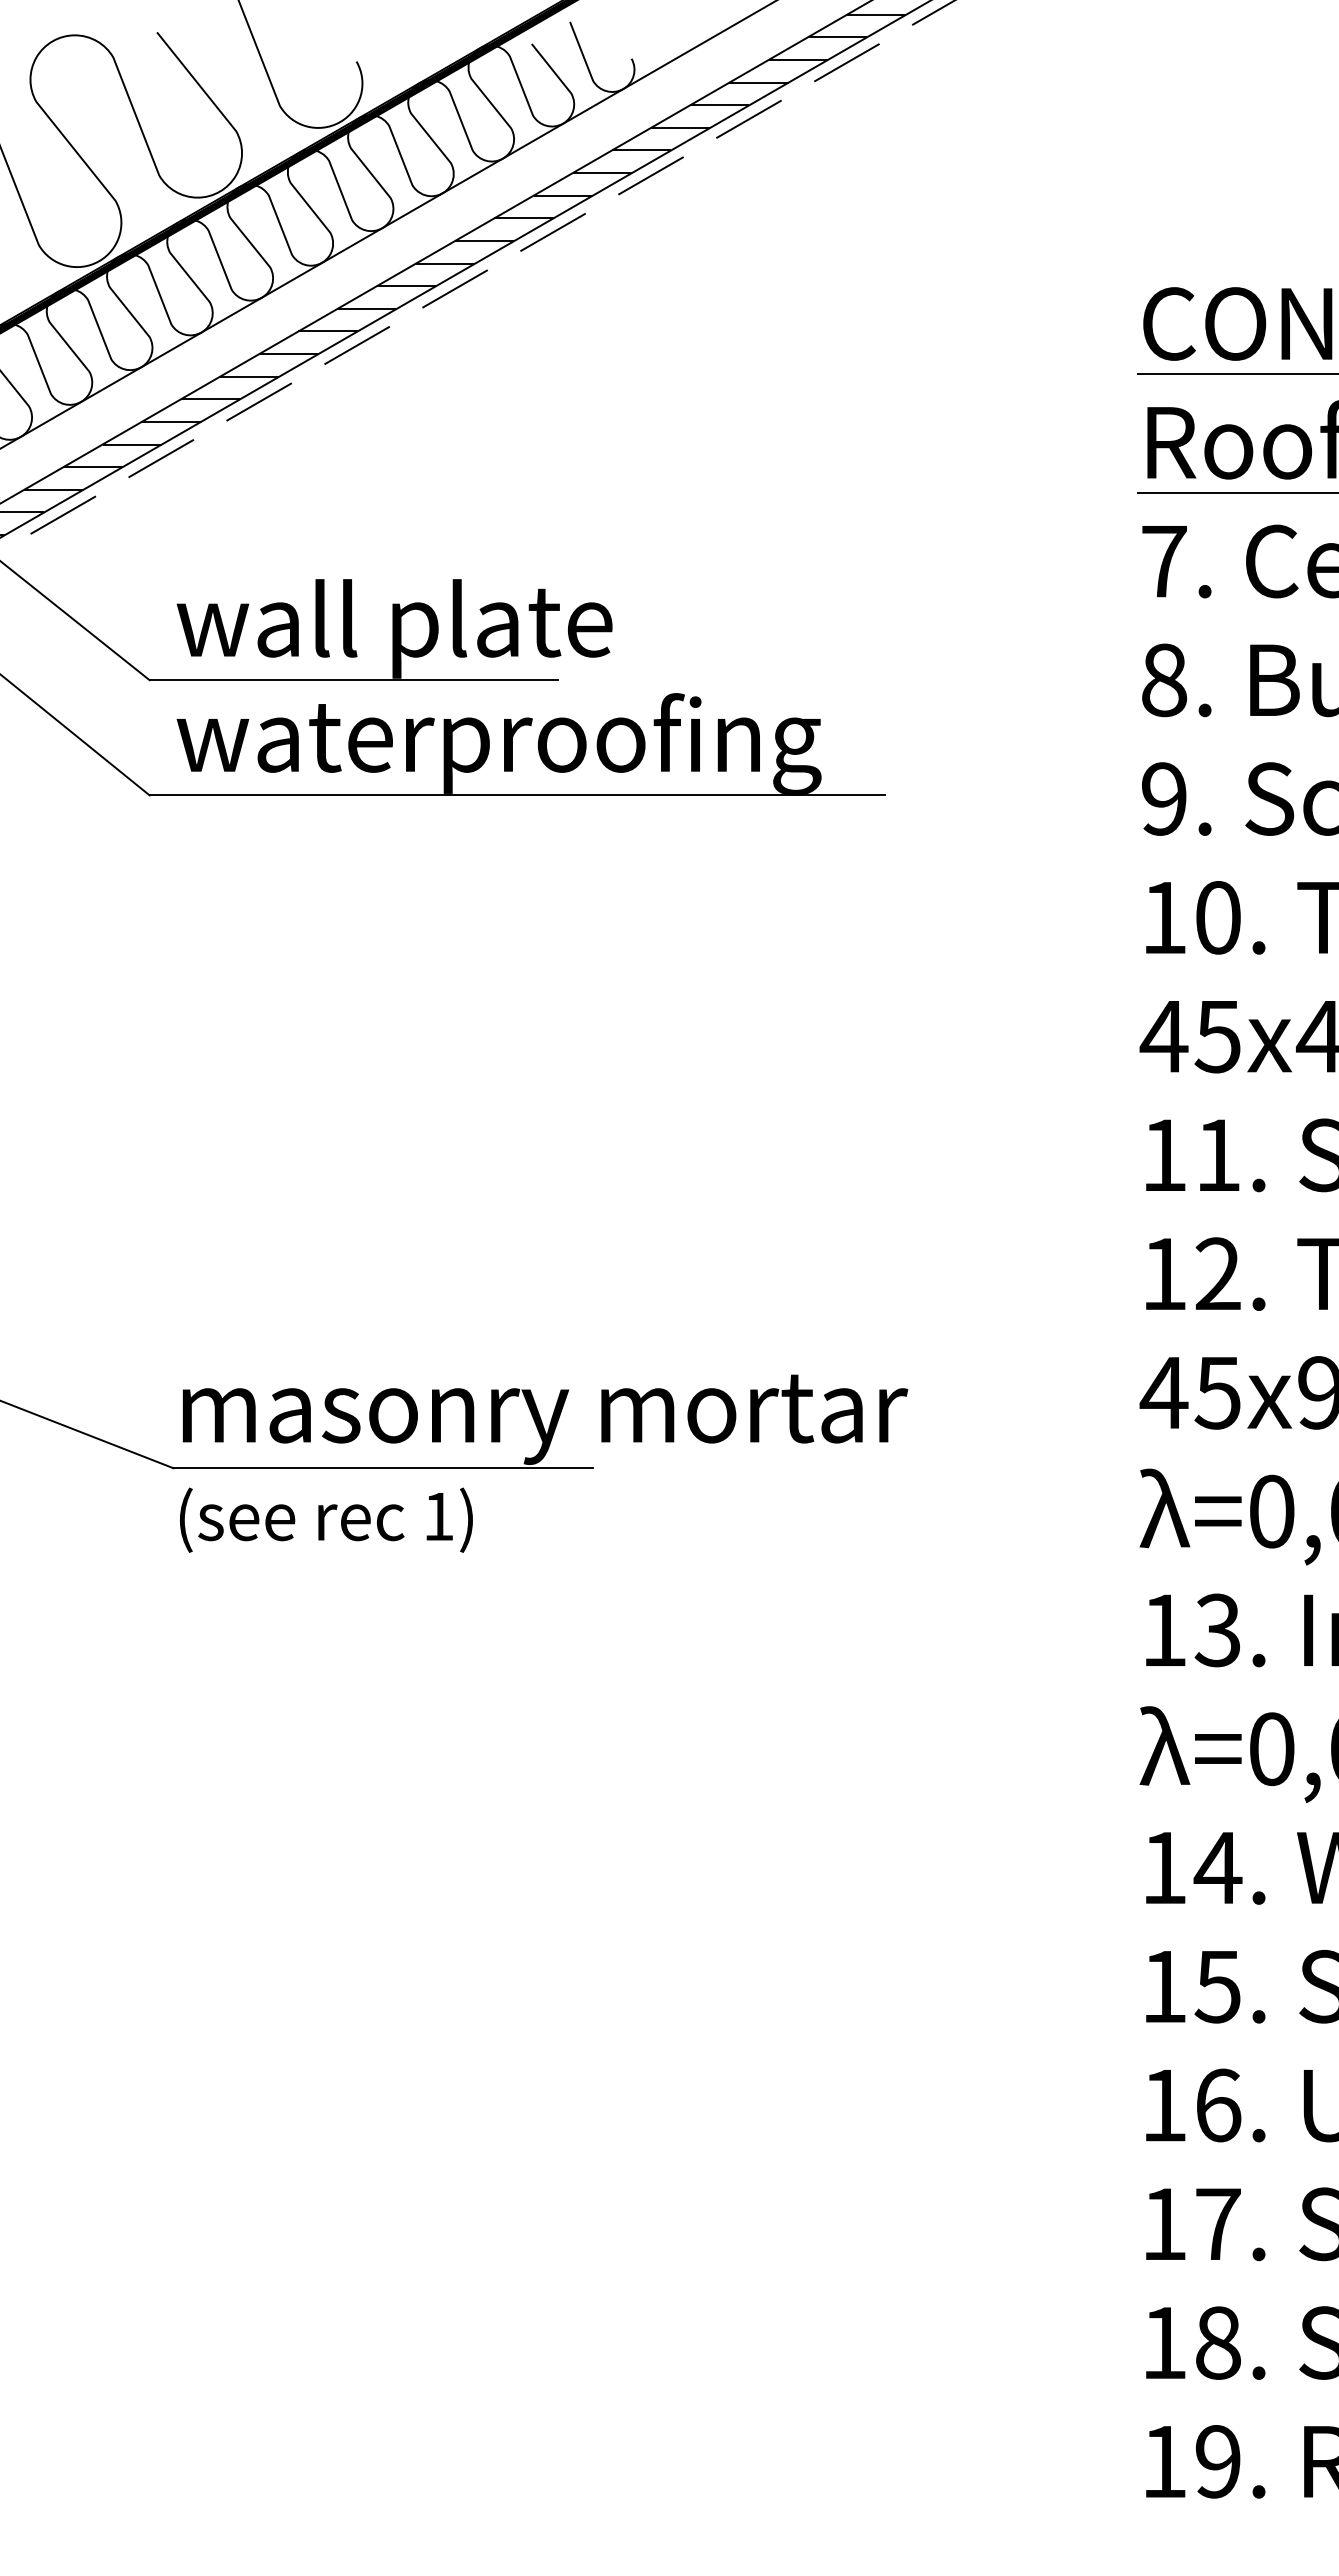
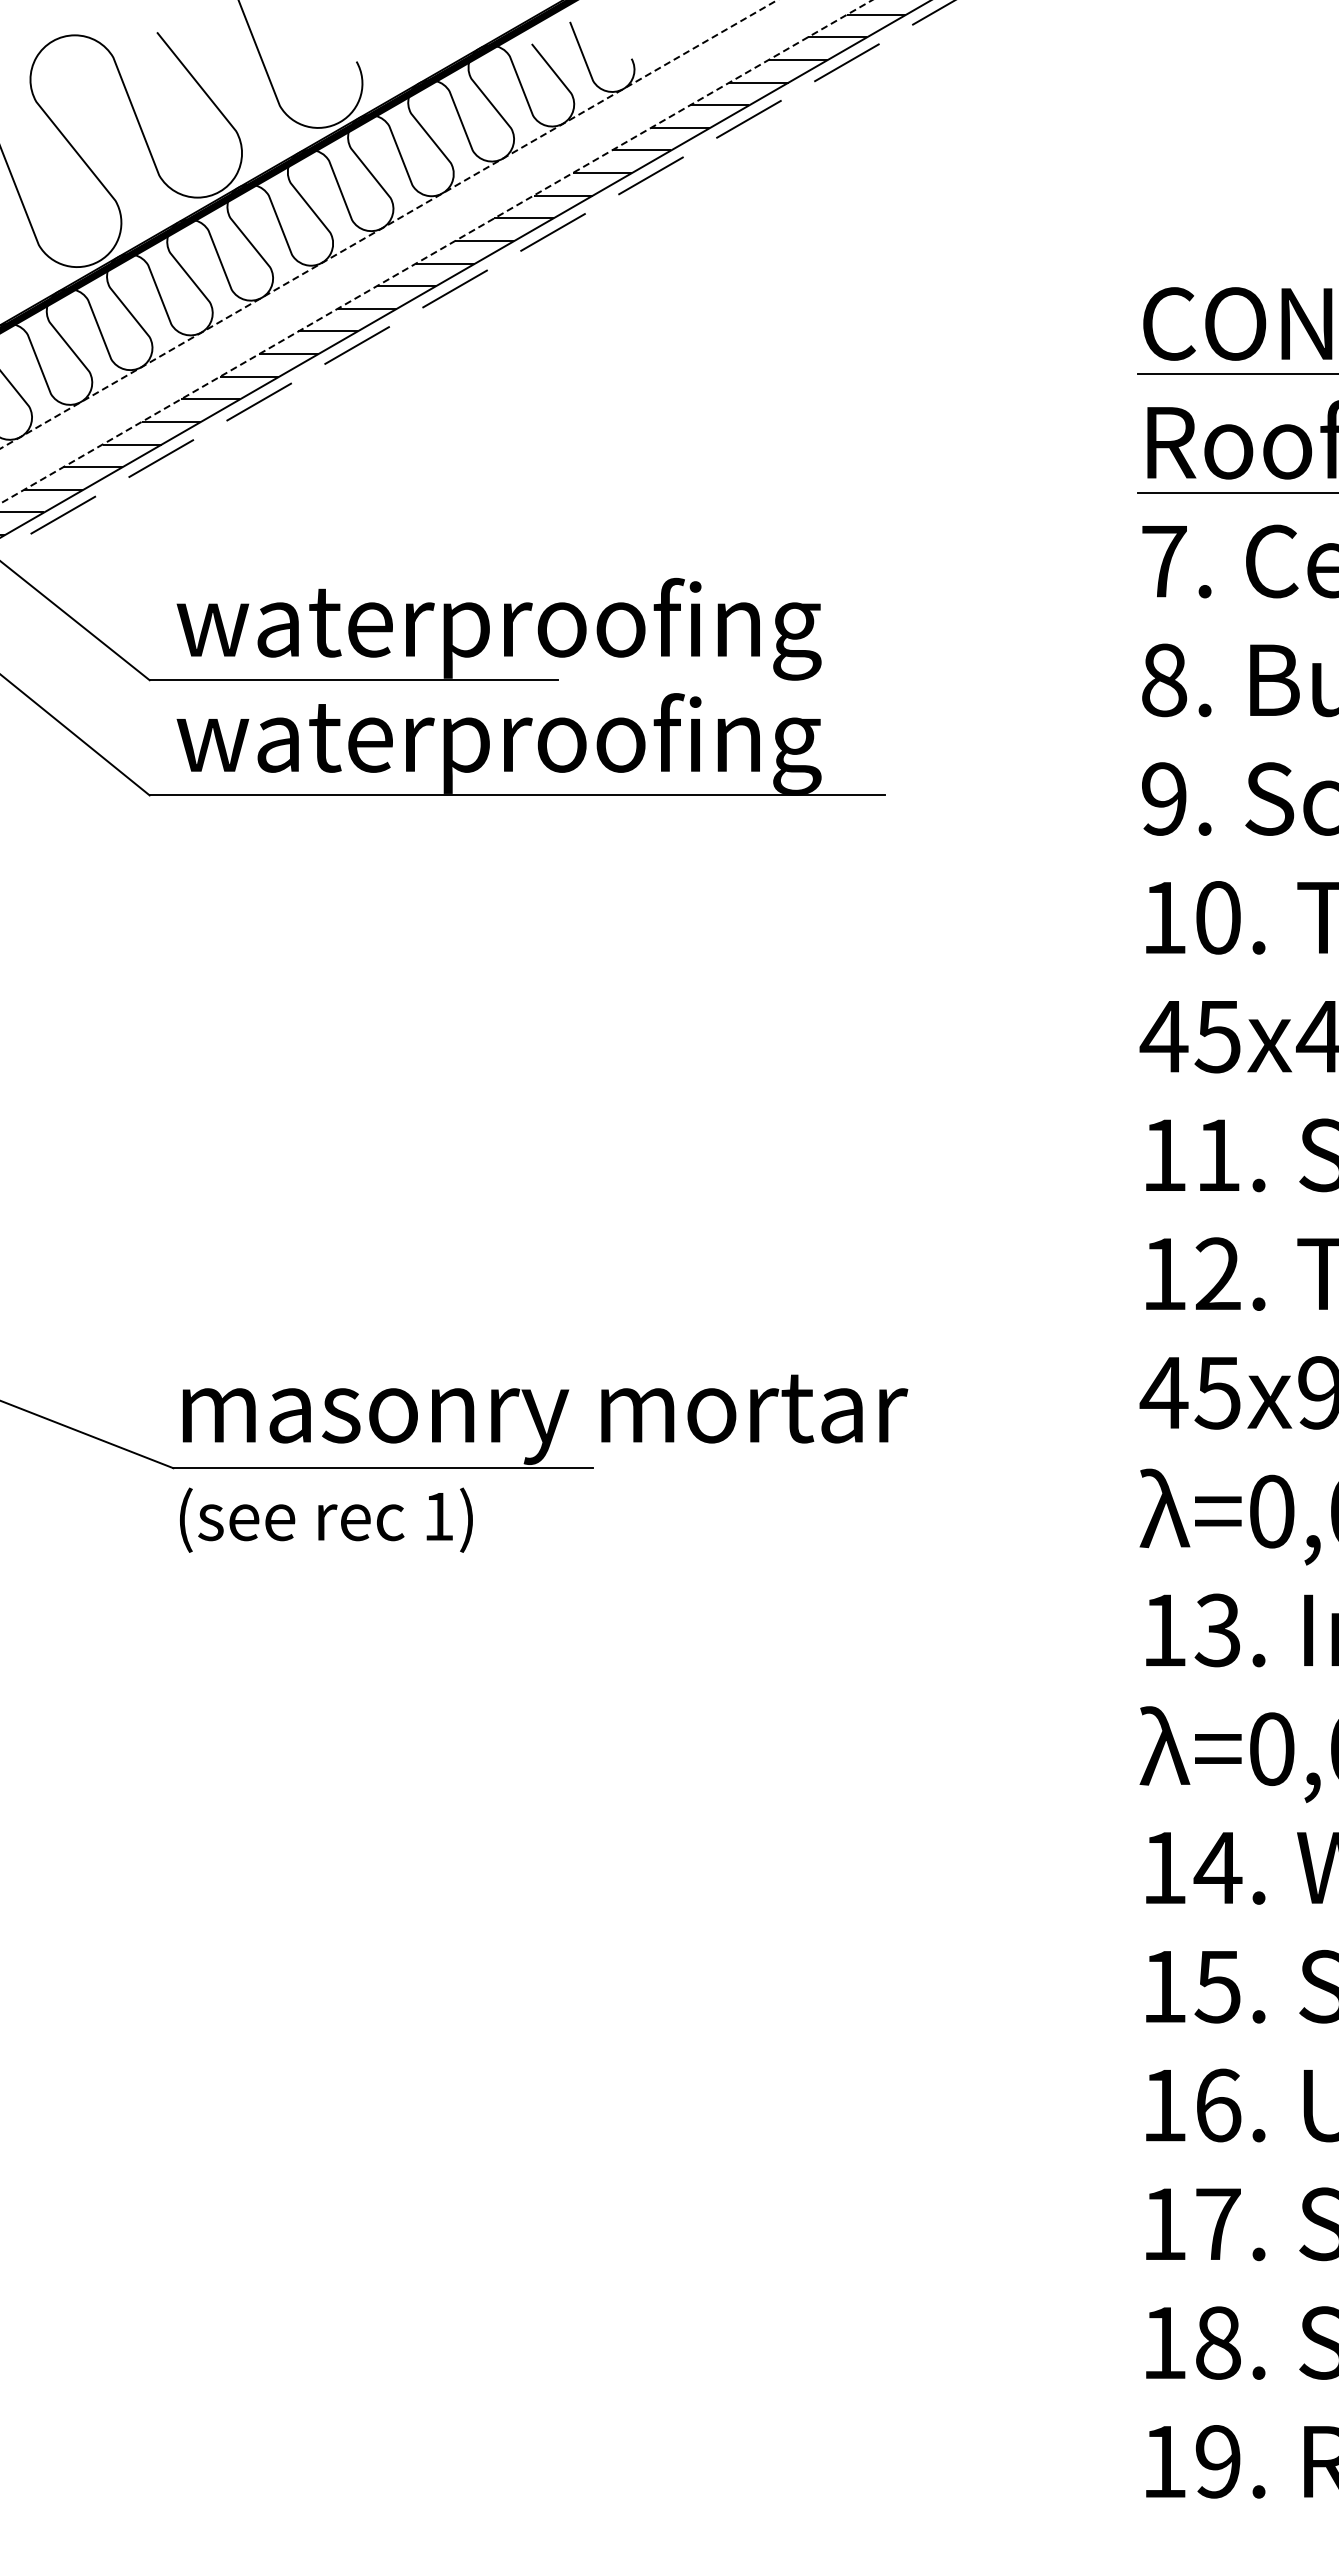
line: solid -> dashed (388, 224)
line: solid -> dashed (436, 251)
text: wall plate -> waterproofing (565, 628)
